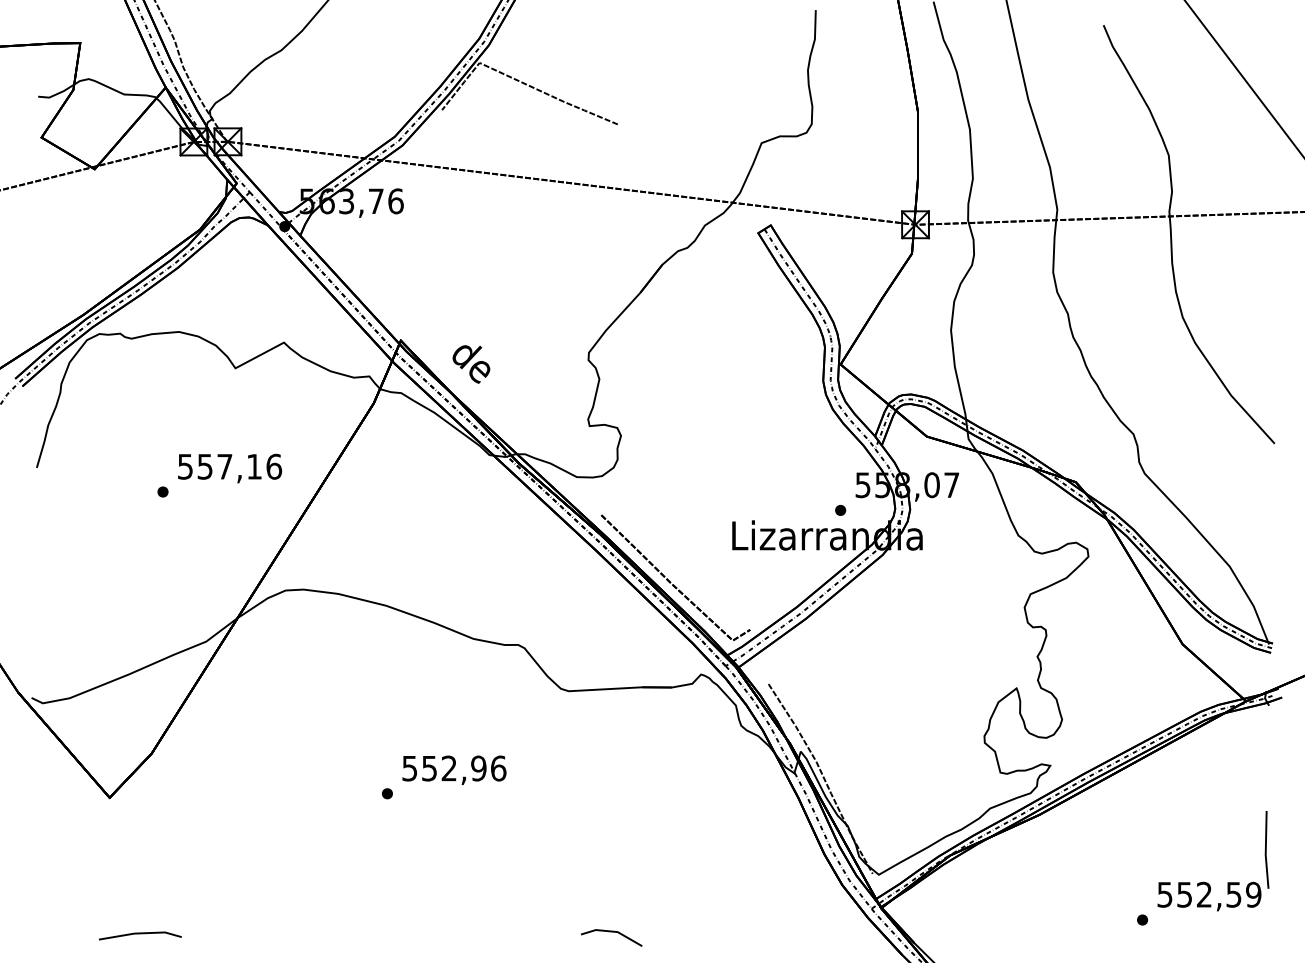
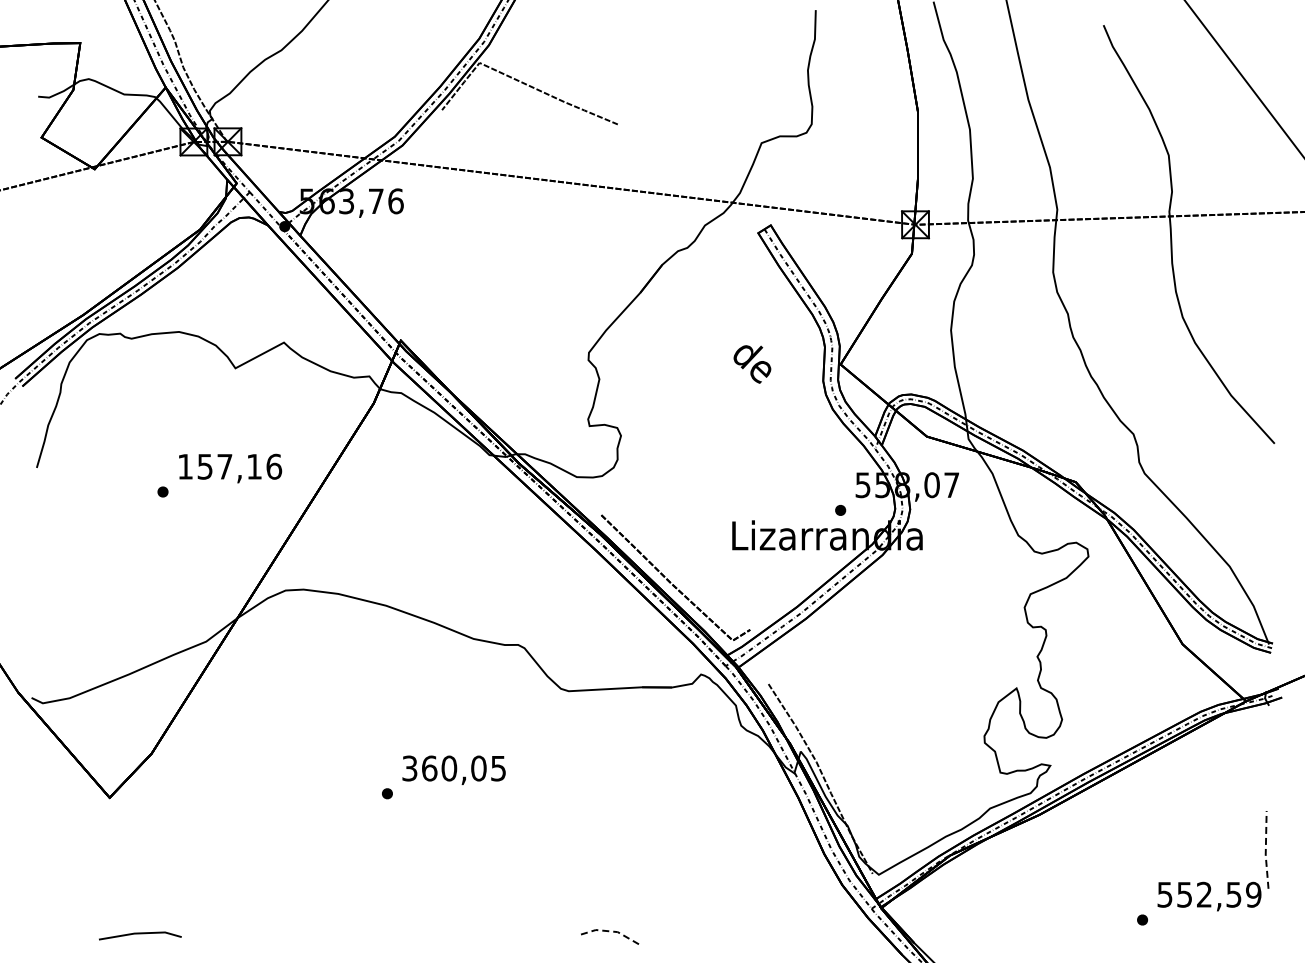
text position: (471, 364) -> (752, 364) (752, 364)
text: 557,16 -> 157,16 (185, 466)
text: 552,96 -> 360,05 (454, 768)
line: solid -> dashed (1265, 850)
line: solid -> dashed (613, 931)
